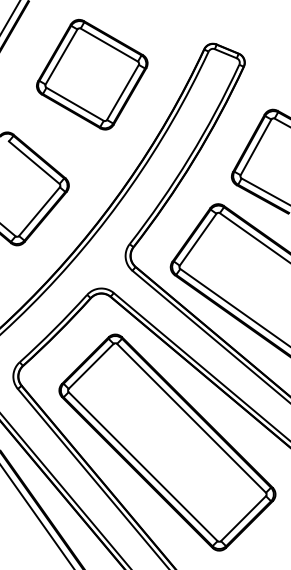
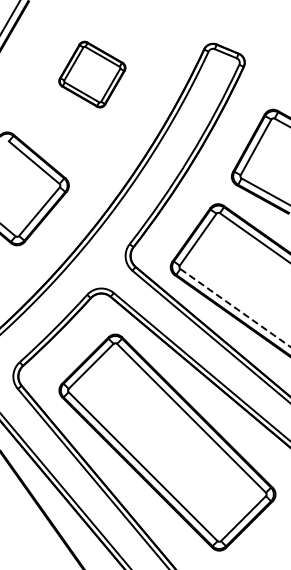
part size: 113x113 px -> 69x69 px (92, 74)
line: solid -> dashed (235, 308)
line: present -> none (37, 516)
